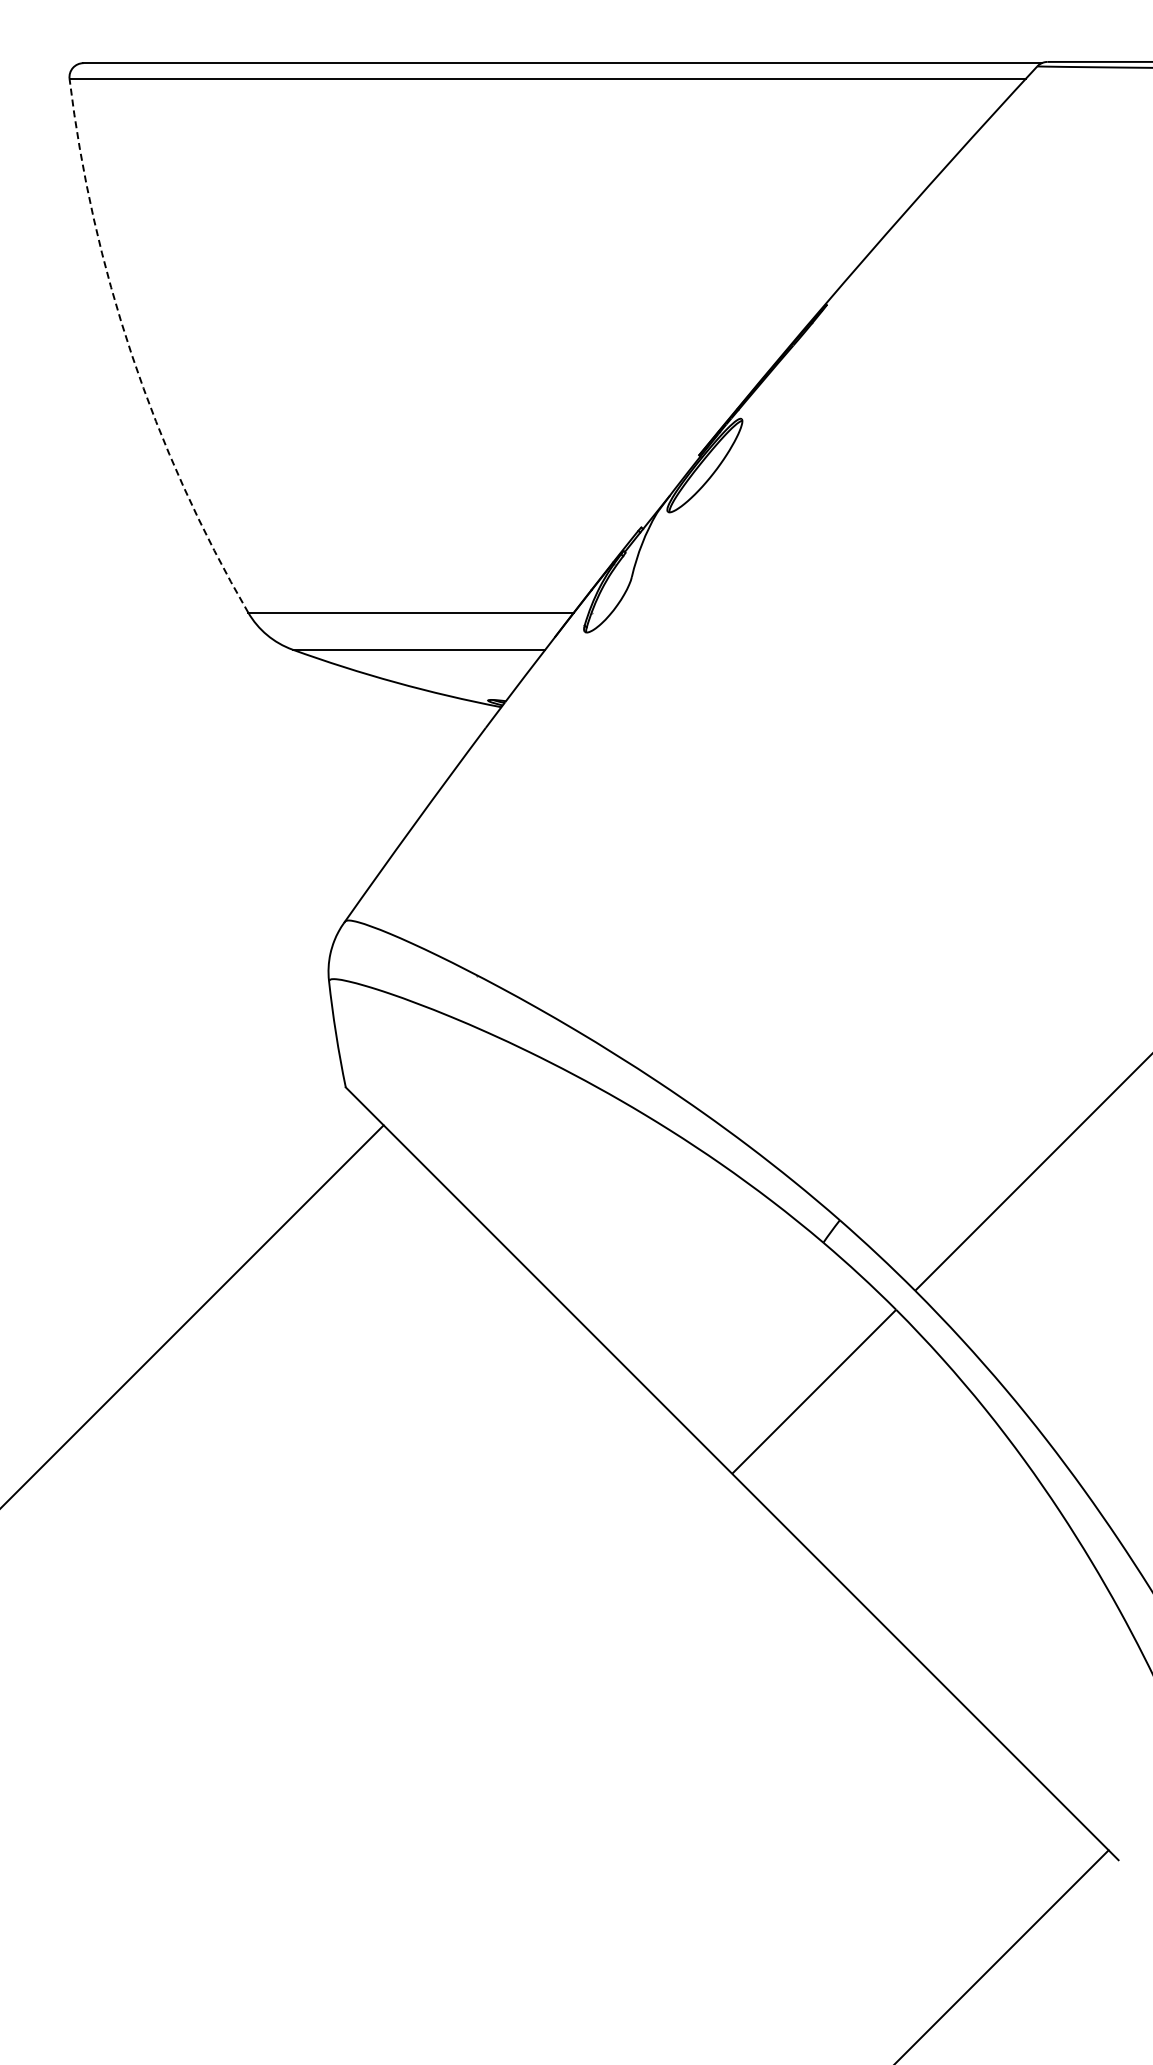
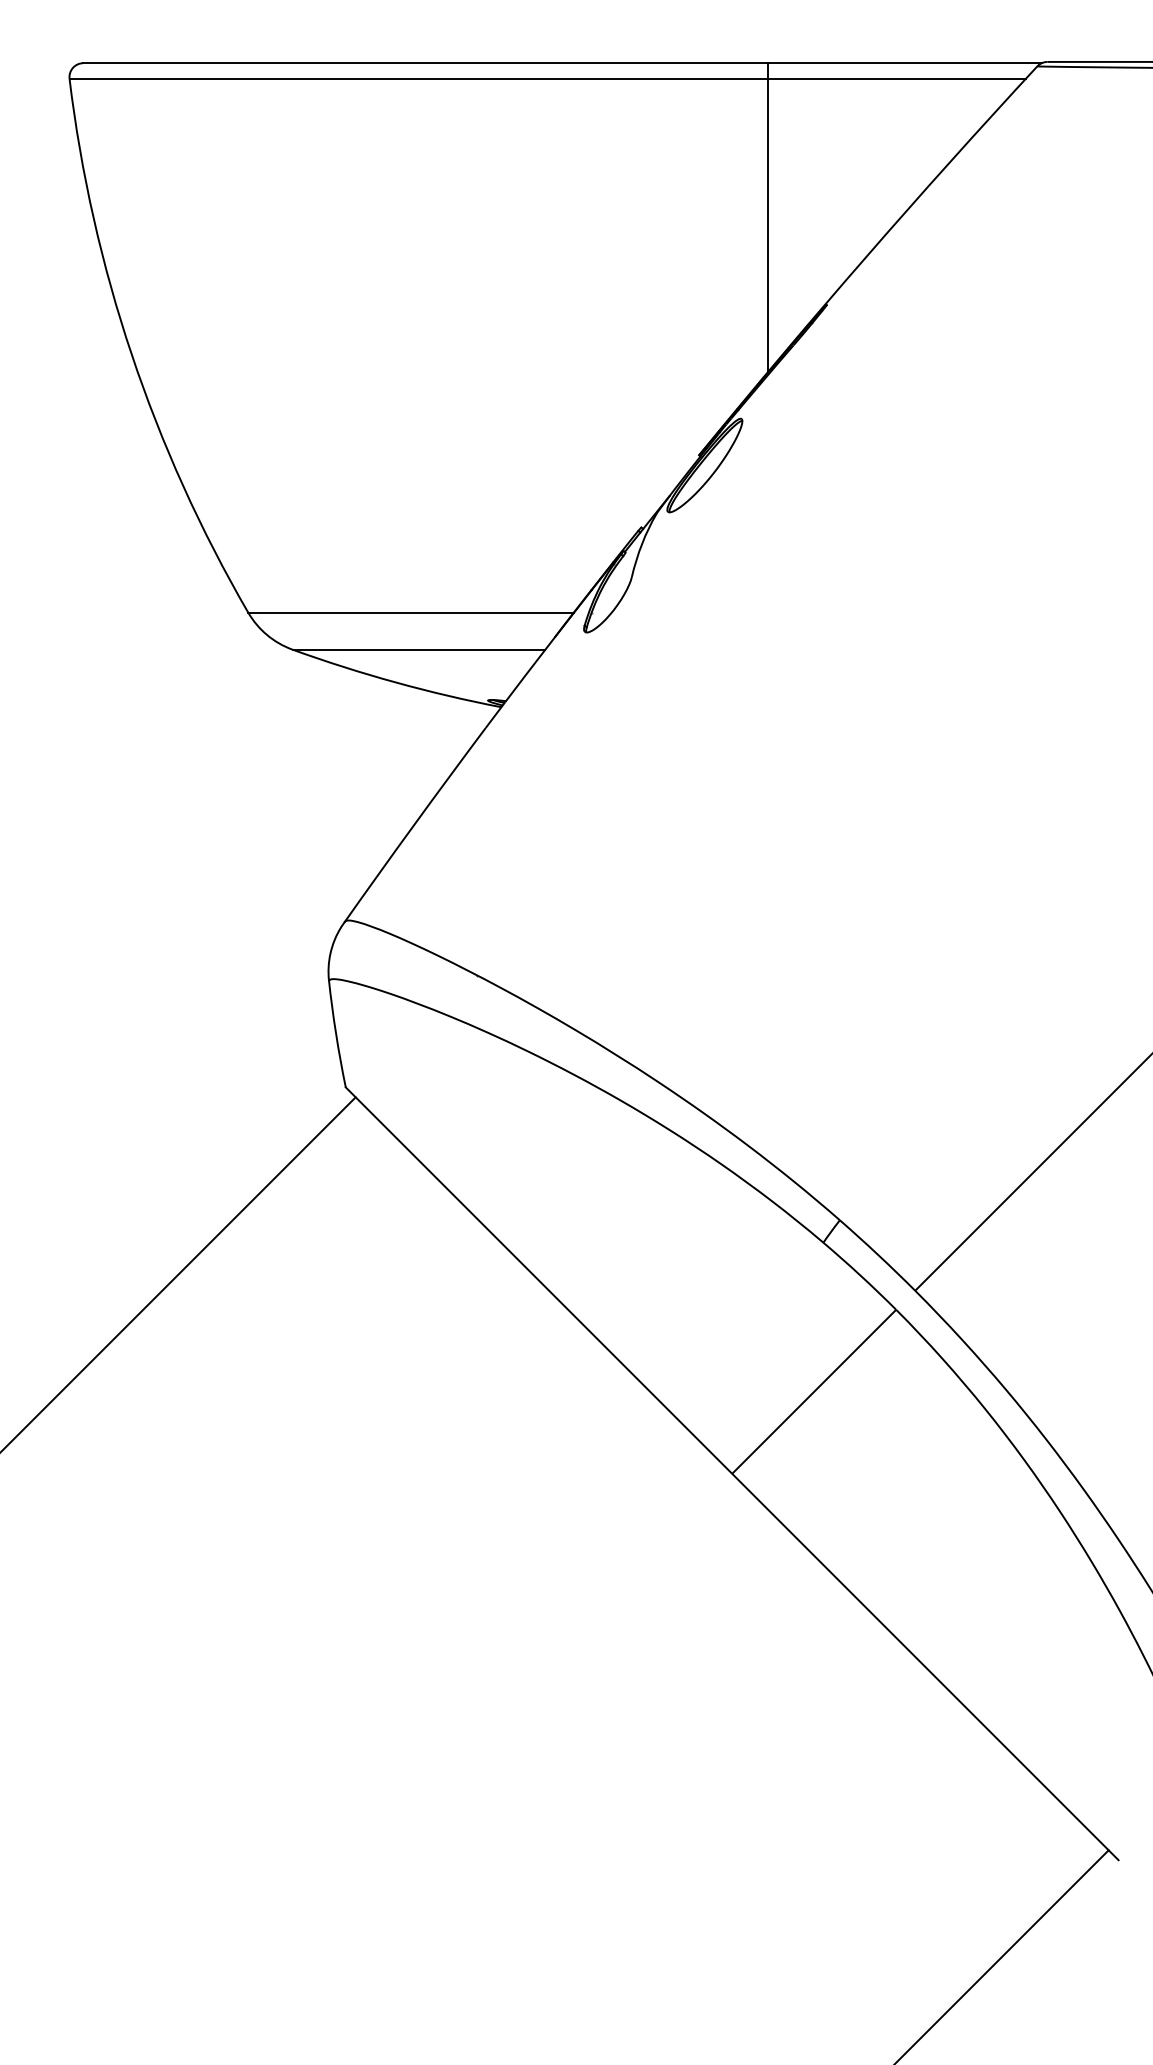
line: none -> present (768, 217)
arc: dashed -> solid (131, 354)
line position: (192, 1315) -> (178, 1273) (178, 1273)
